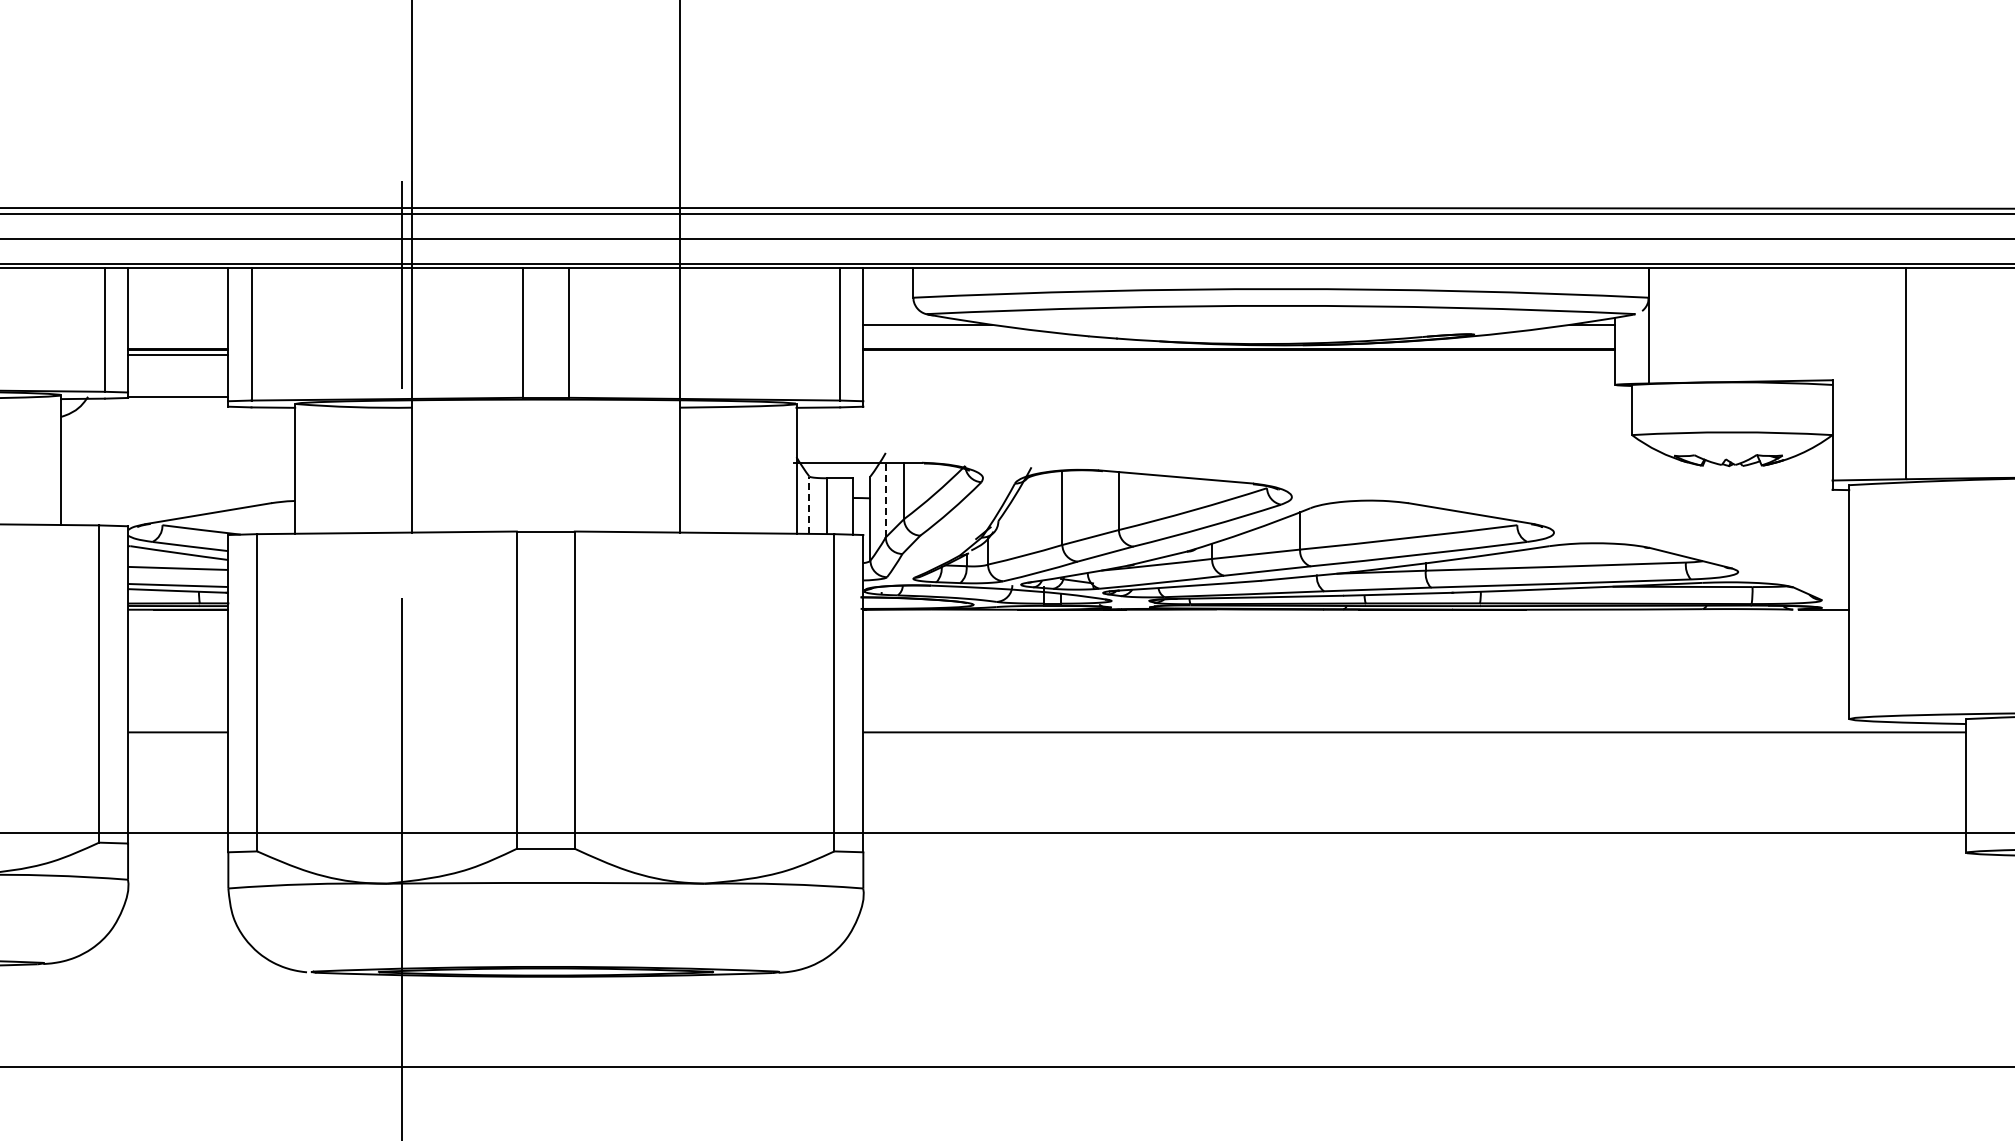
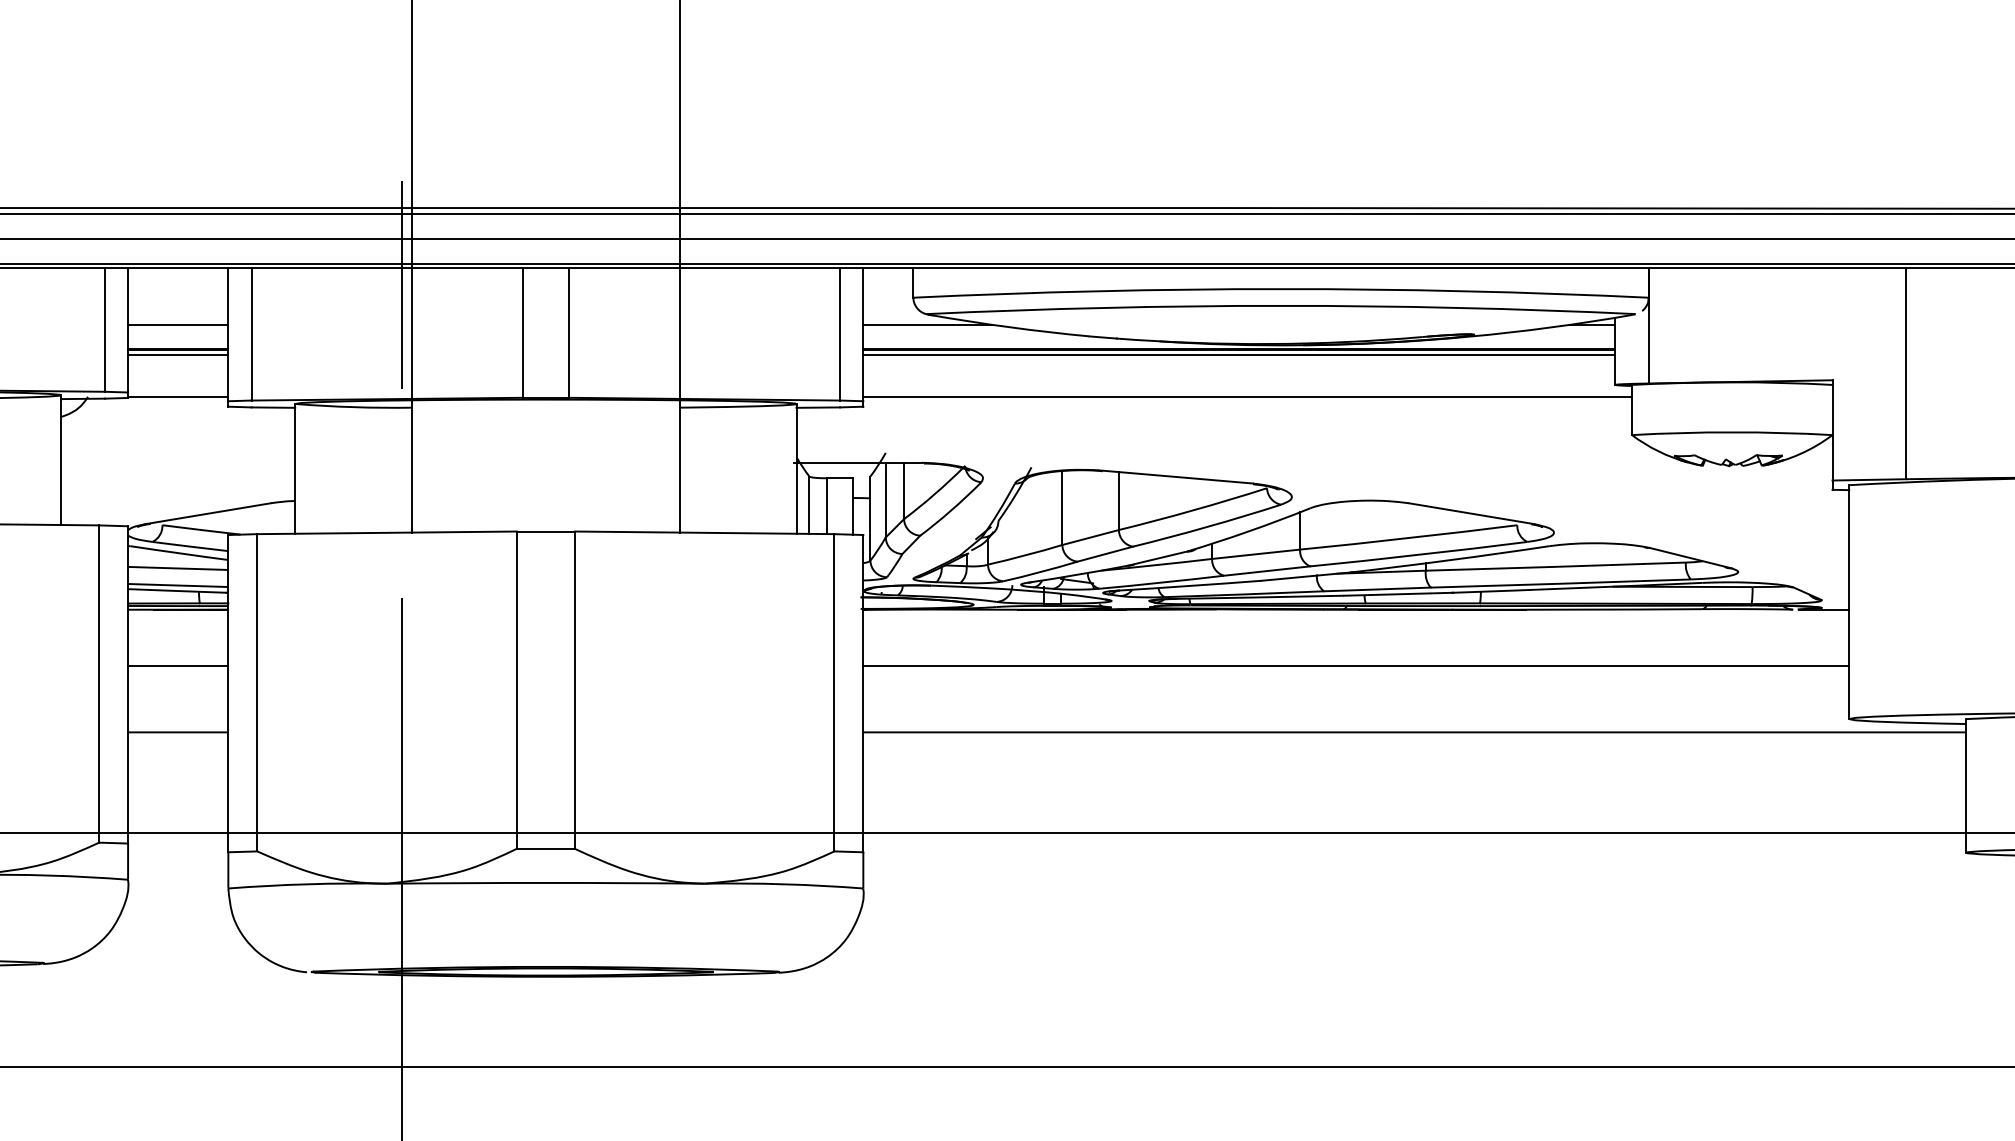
line: none -> present (178, 324)
line: none -> present (1239, 354)
line: none -> present (1247, 396)
line: dashed -> solid (885, 499)
line: dashed -> solid (809, 505)
line: none -> present (178, 665)
line: none -> present (1356, 665)
